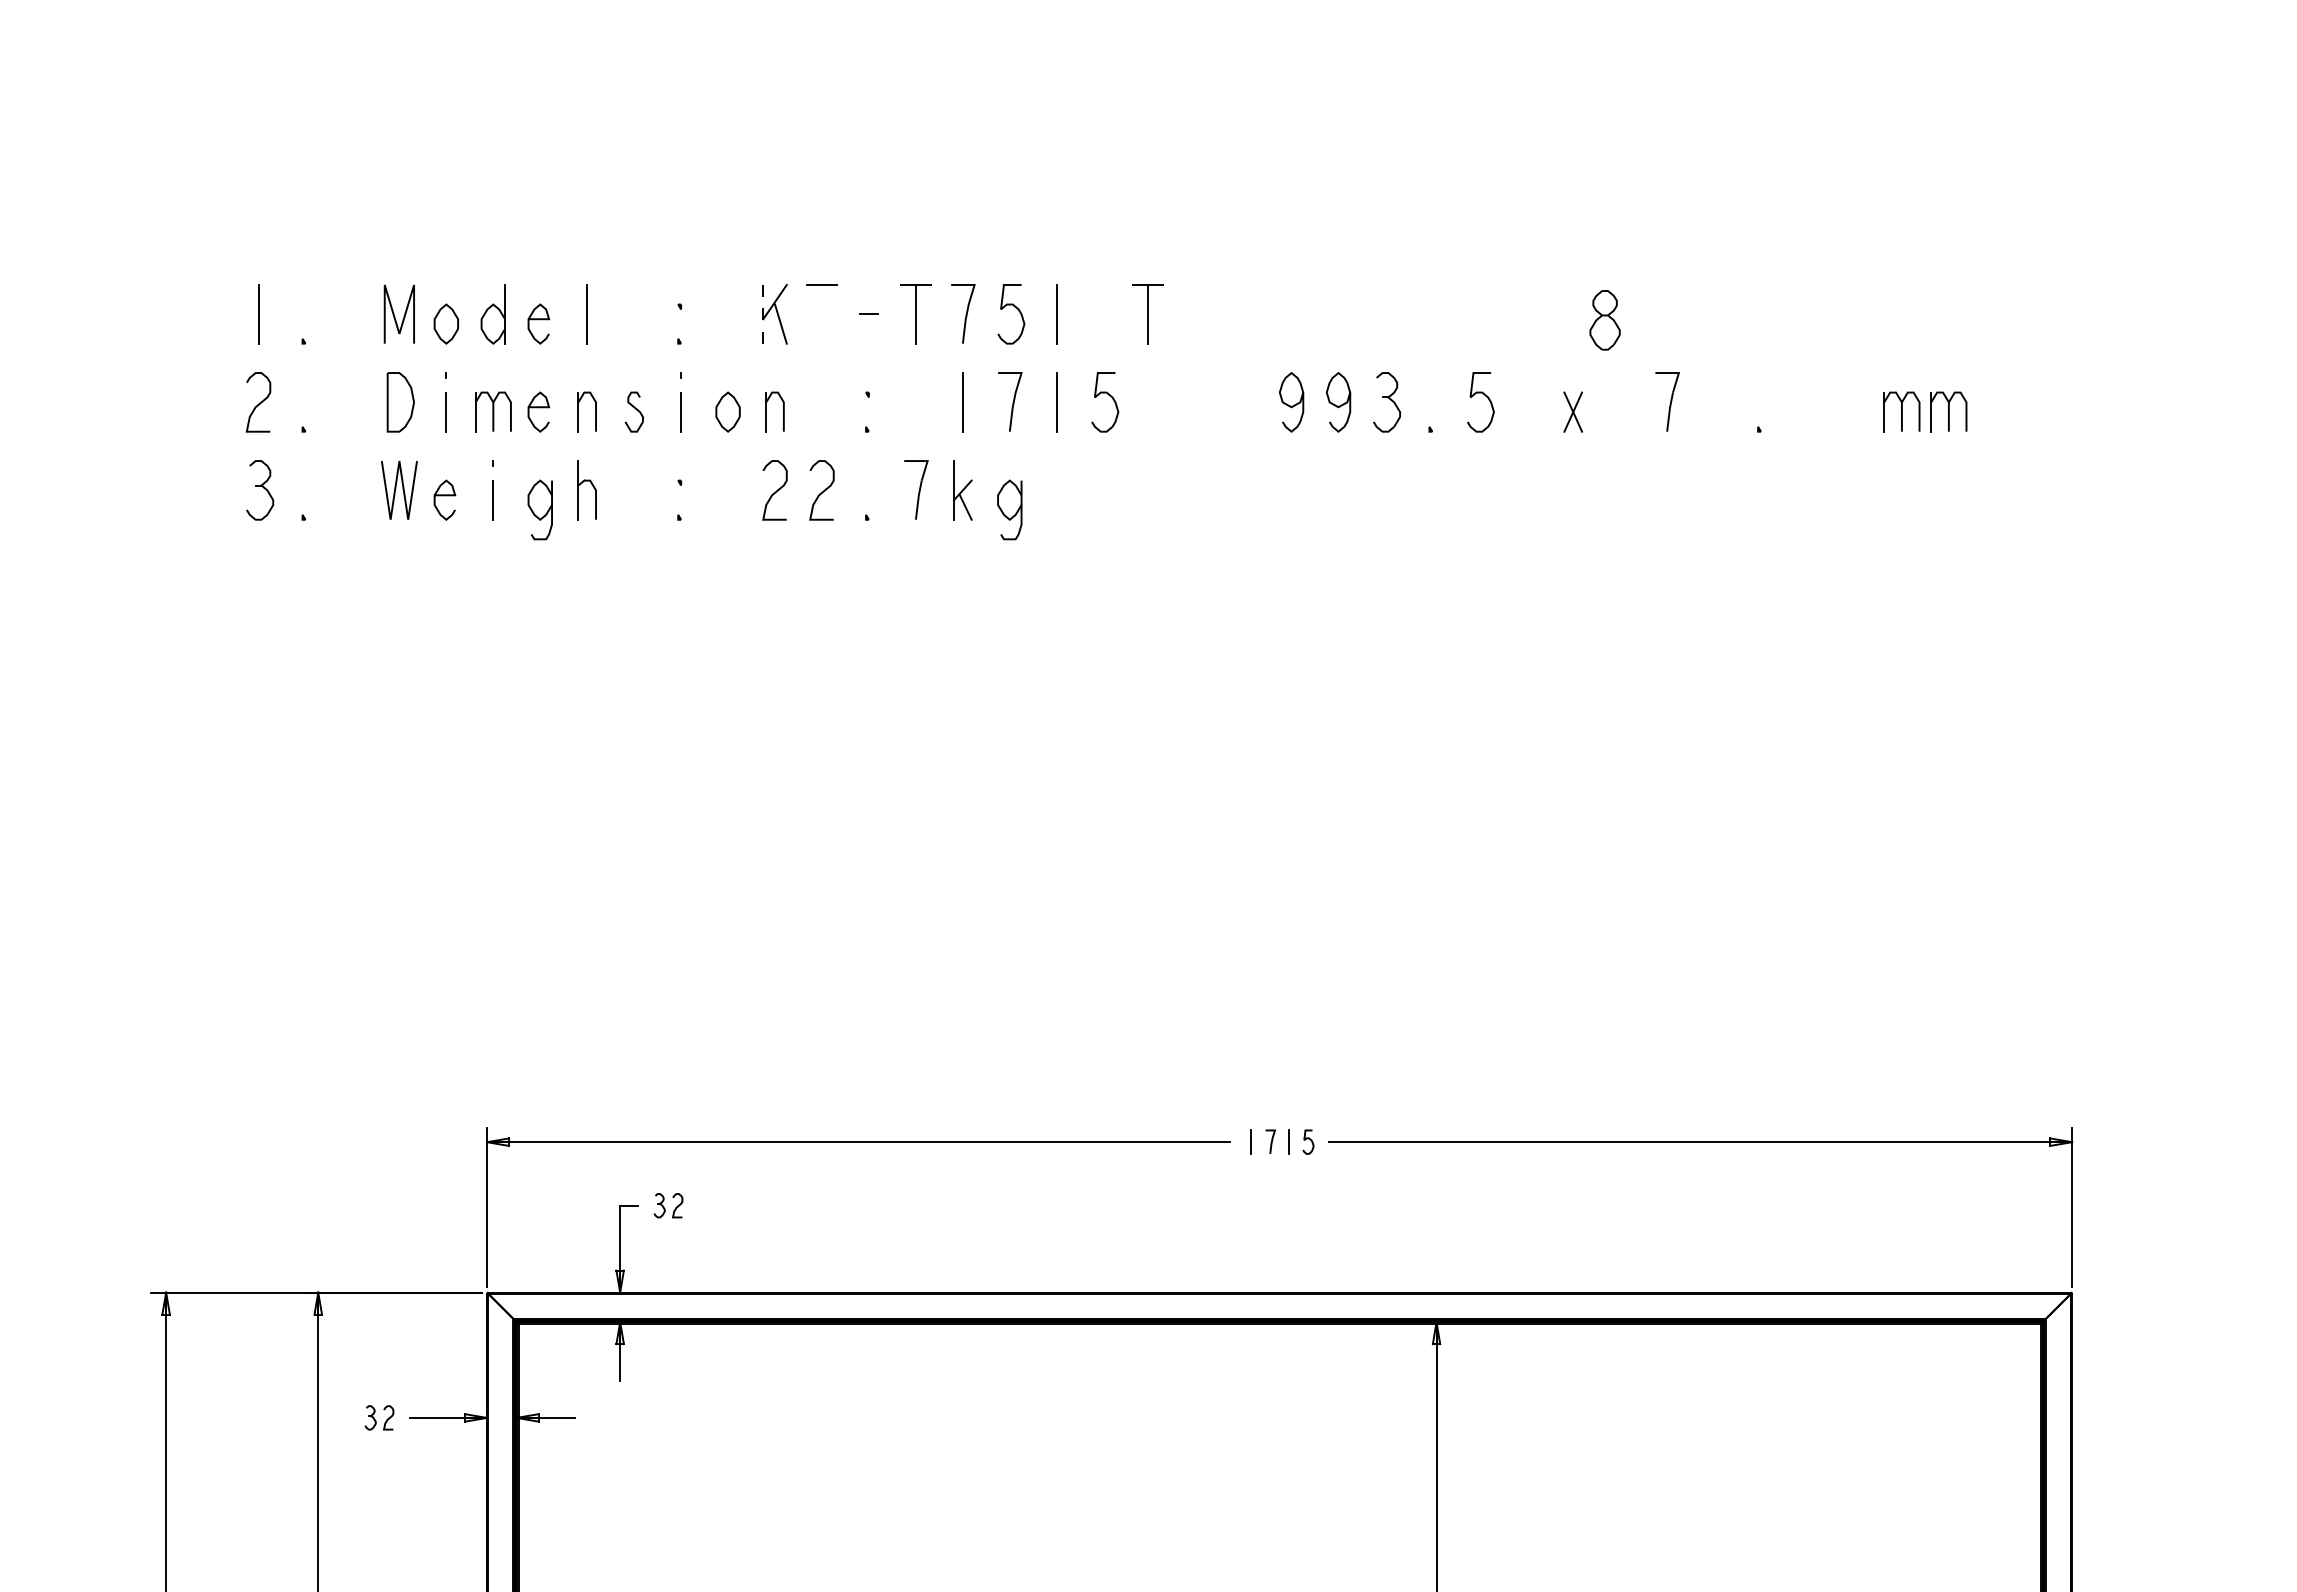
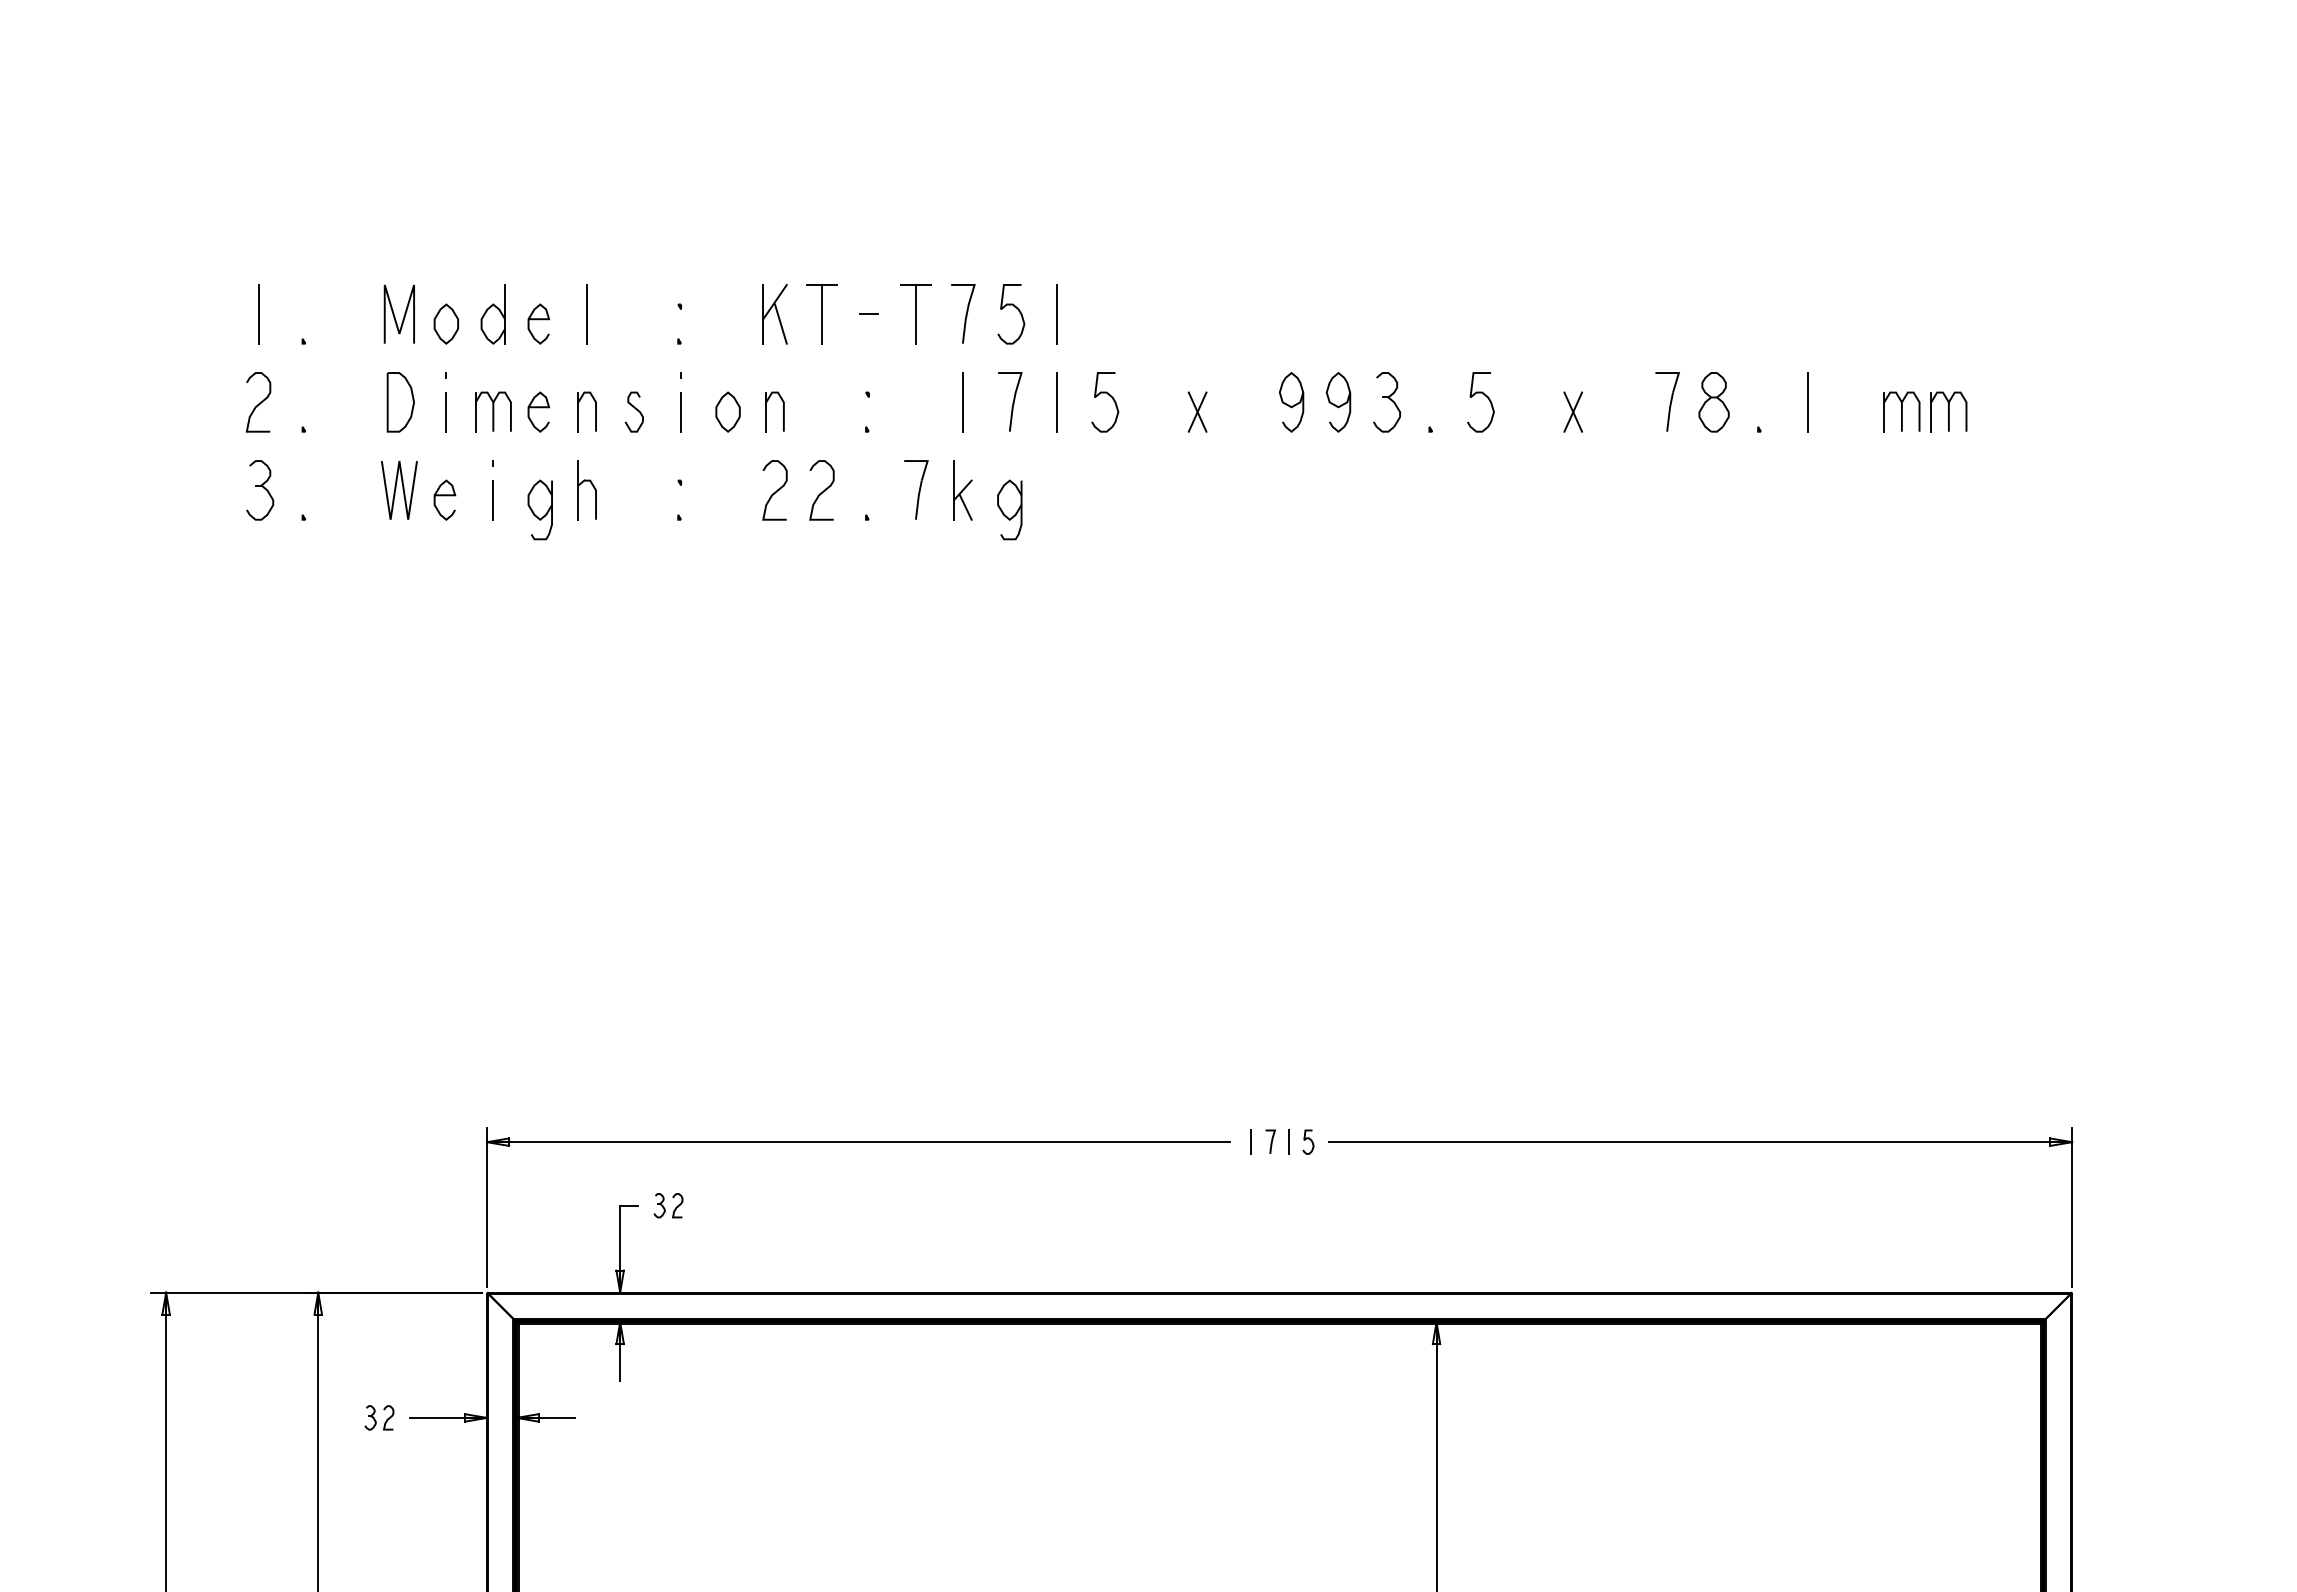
line: none -> present (822, 313)
line: dashed -> solid (763, 314)
part: present -> none (1147, 314)
part position: (1604, 320) -> (1713, 402) (1713, 402)
line: none -> present (1808, 402)
part: none -> present (1197, 411)
